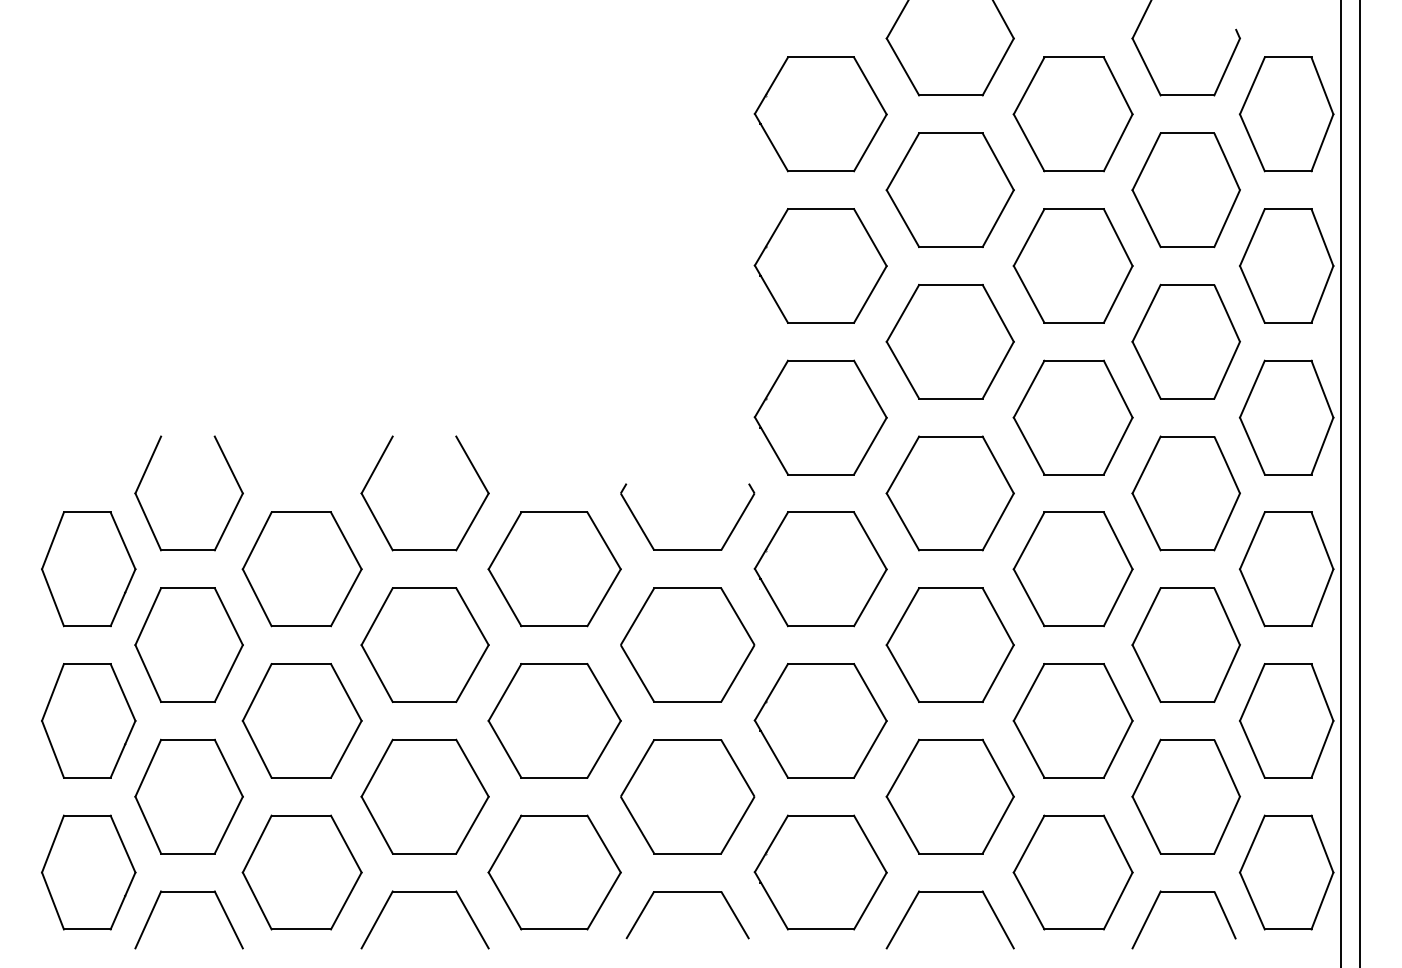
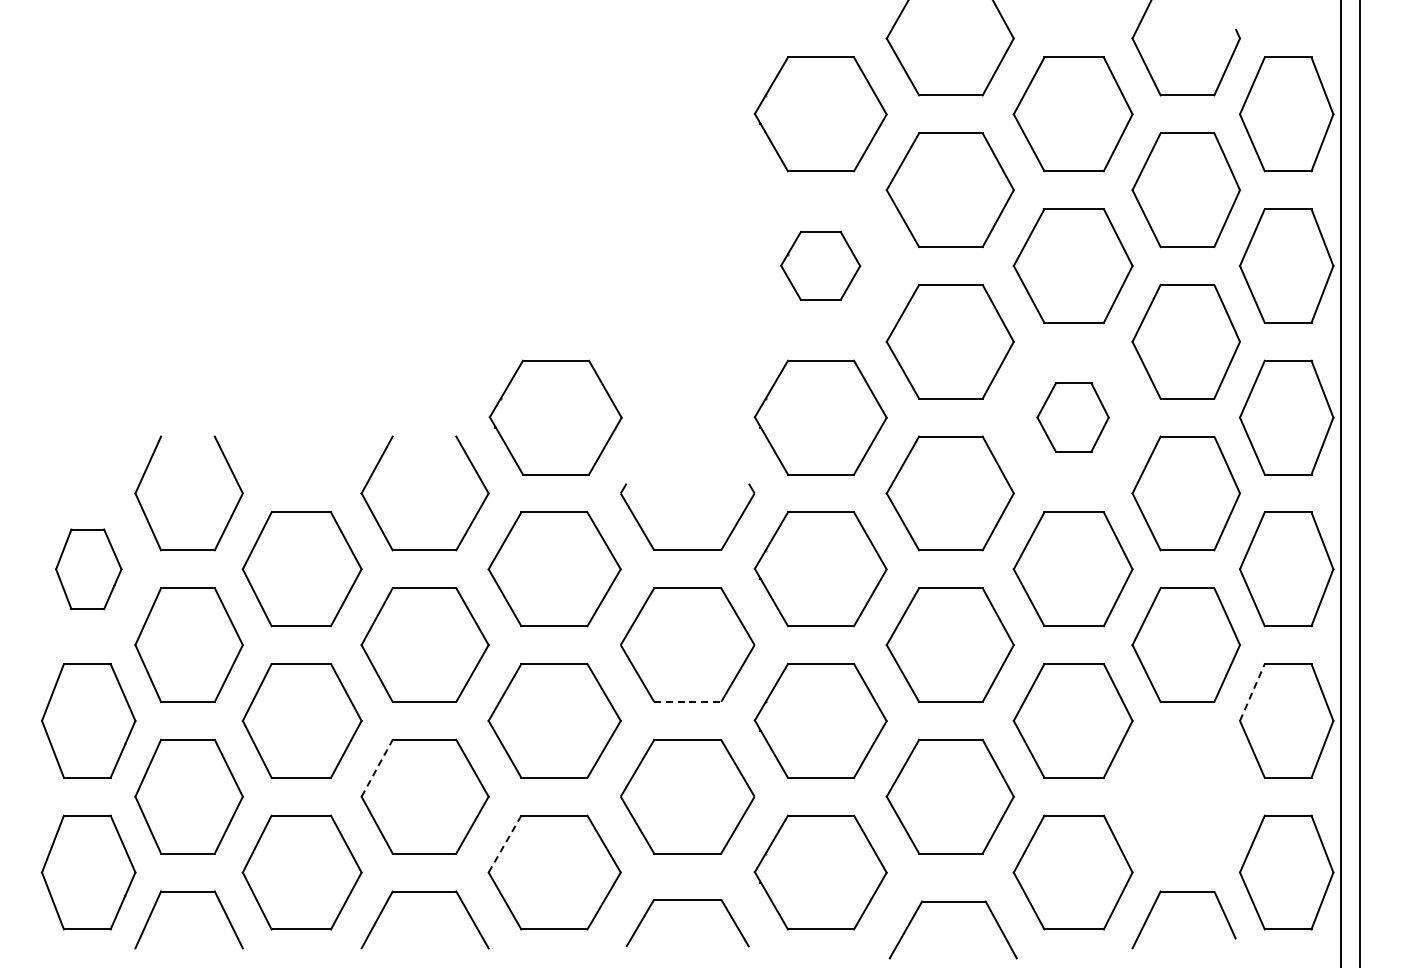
part size: 135x116 px -> 82x72 px (820, 265)
part: none -> present (555, 417)
part size: 122x117 px -> 74x71 px (1072, 417)
part size: 96x117 px -> 68x83 px (88, 569)
line: solid -> dashed (1252, 692)
line: solid -> dashed (688, 701)
line: solid -> dashed (377, 767)
part: present -> none (1185, 796)
line: solid -> dashed (505, 844)
part position: (687, 892) -> (687, 900) (687, 900)
part position: (949, 892) -> (952, 902) (952, 902)
